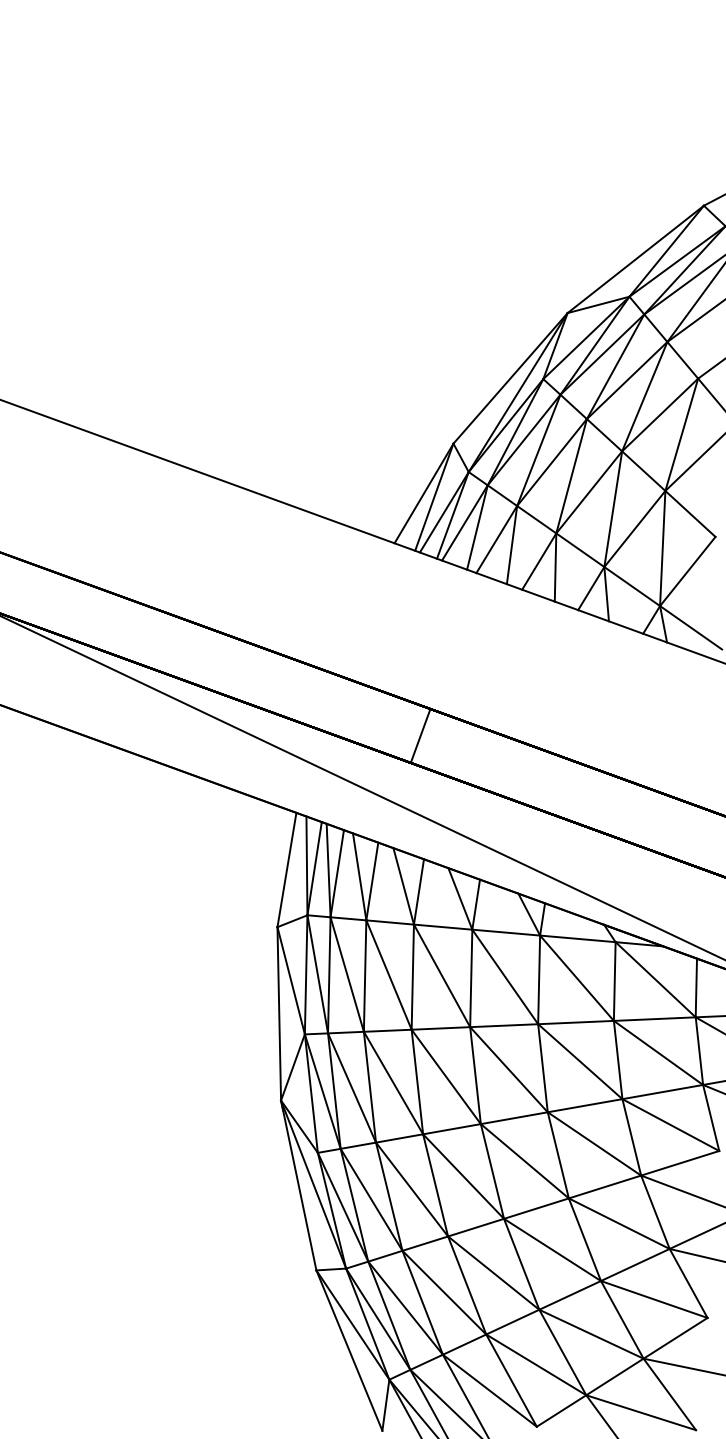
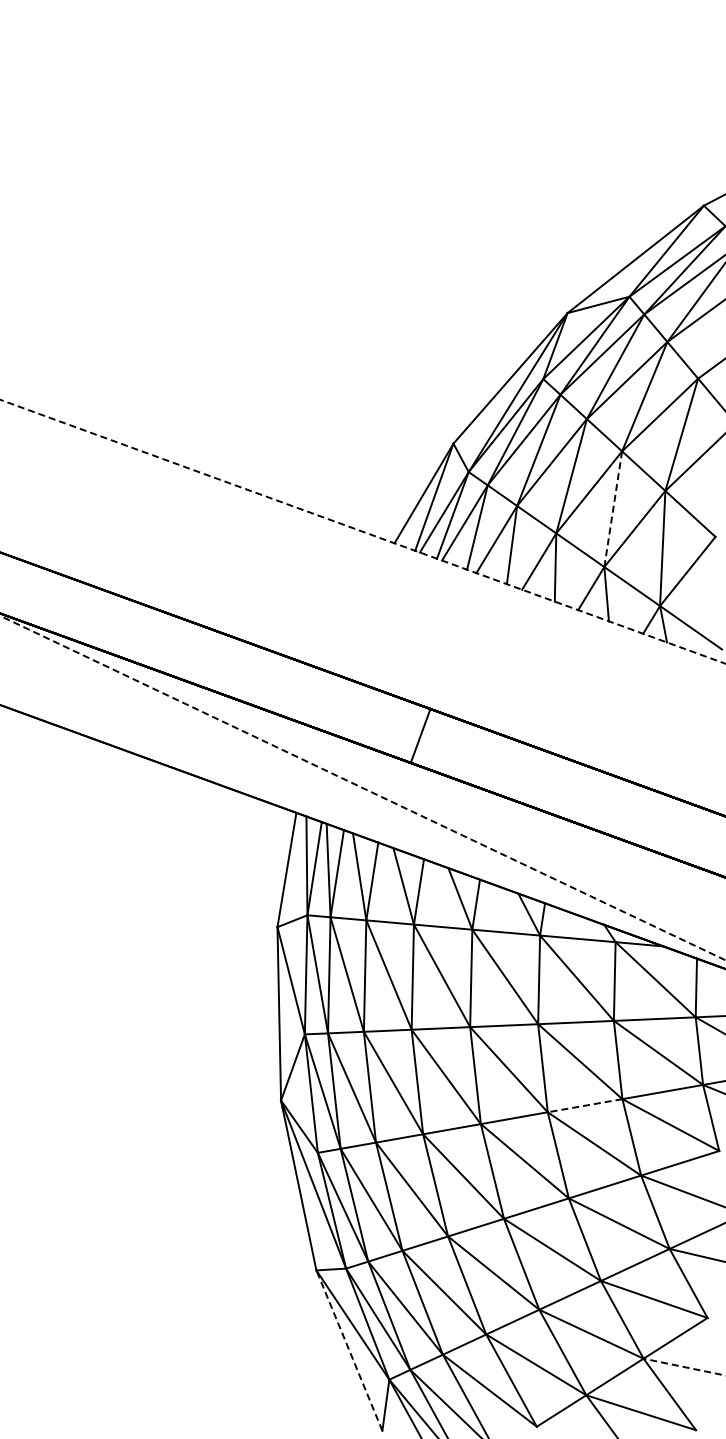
line: solid -> dashed (613, 509)
line: solid -> dashed (362, 531)
line: solid -> dashed (362, 787)
line: solid -> dashed (585, 1105)
line: solid -> dashed (349, 1350)
line: solid -> dashed (684, 1367)
